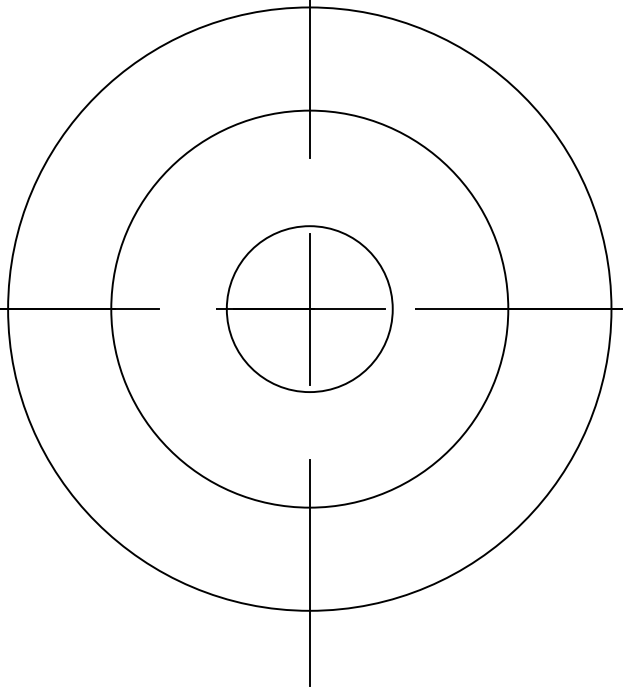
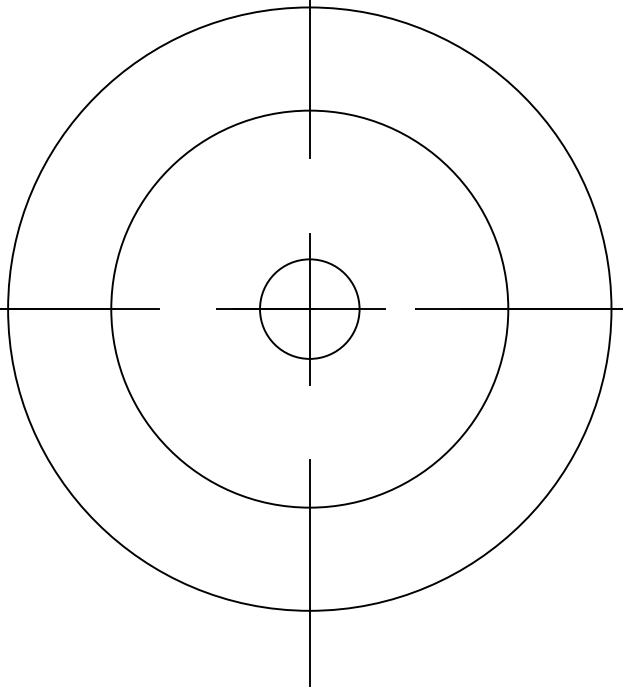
circle diameter: 166 px -> 100 px (309, 308)
